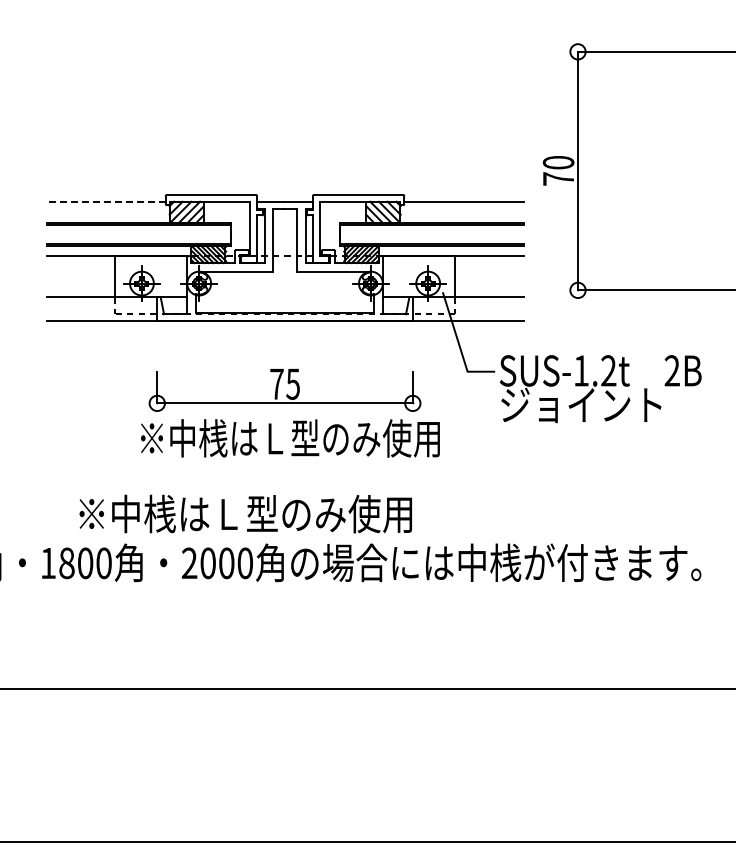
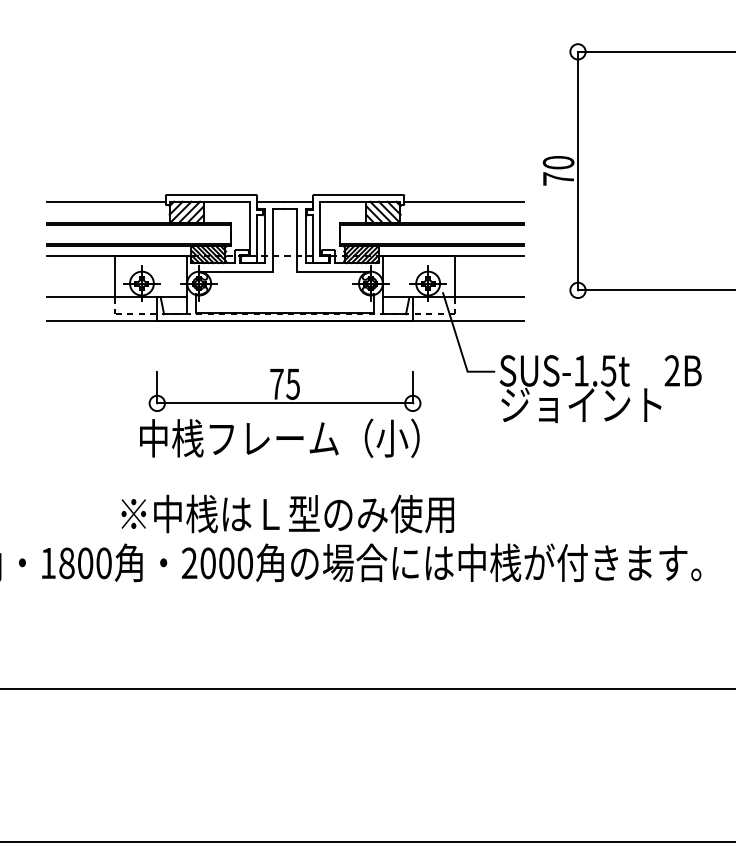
line: dashed -> solid (106, 201)
text: SUS-1.2t -> SUS-1.5t (608, 370)
text: ※中桟はＬ型のみ使用 -> 中桟フレーム（小） (289, 437)
text position: (245, 513) -> (287, 513) (287, 513)
